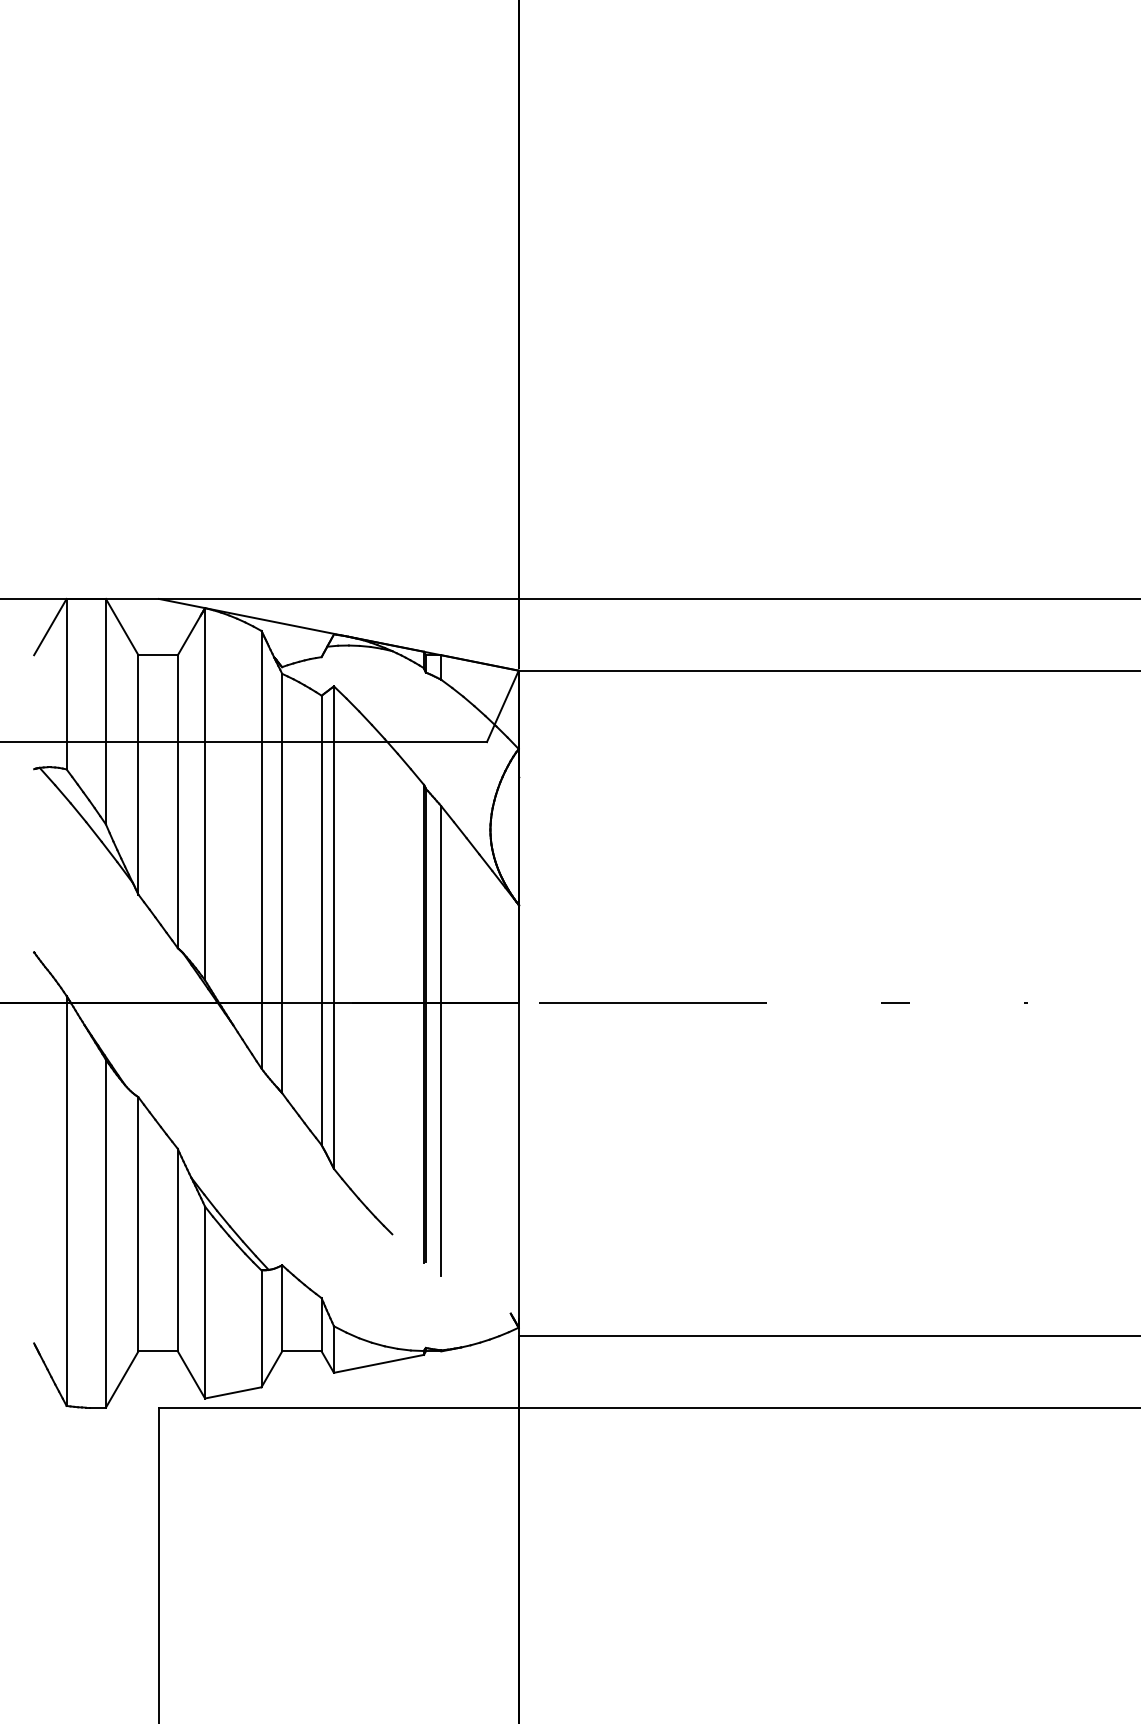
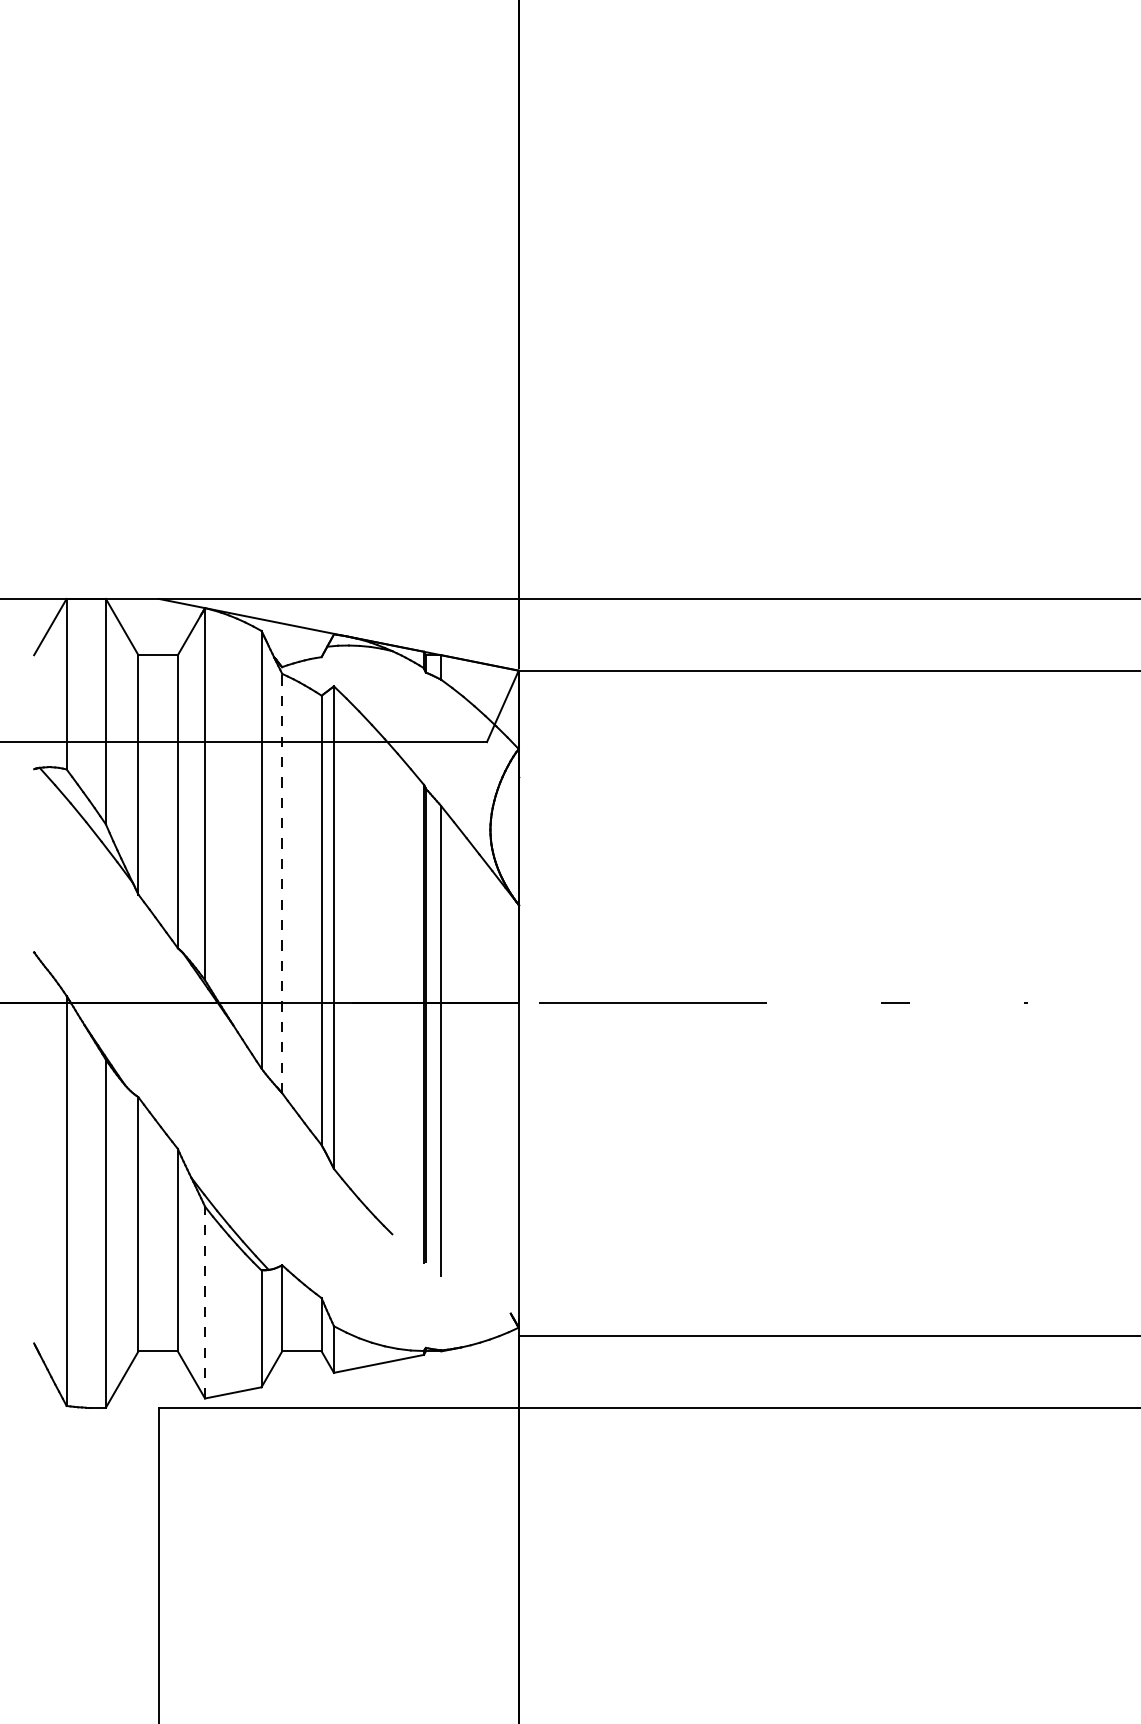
line: solid -> dashed (282, 883)
line: solid -> dashed (205, 1302)
